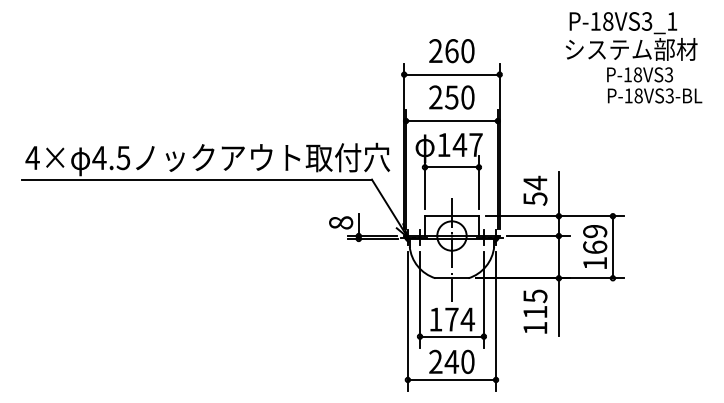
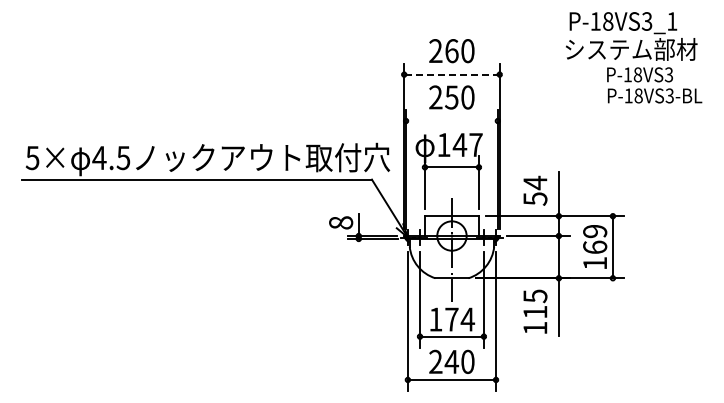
line: solid -> dashed (451, 74)
line: present -> none (451, 121)
text: 4× -> 5× (32, 158)
